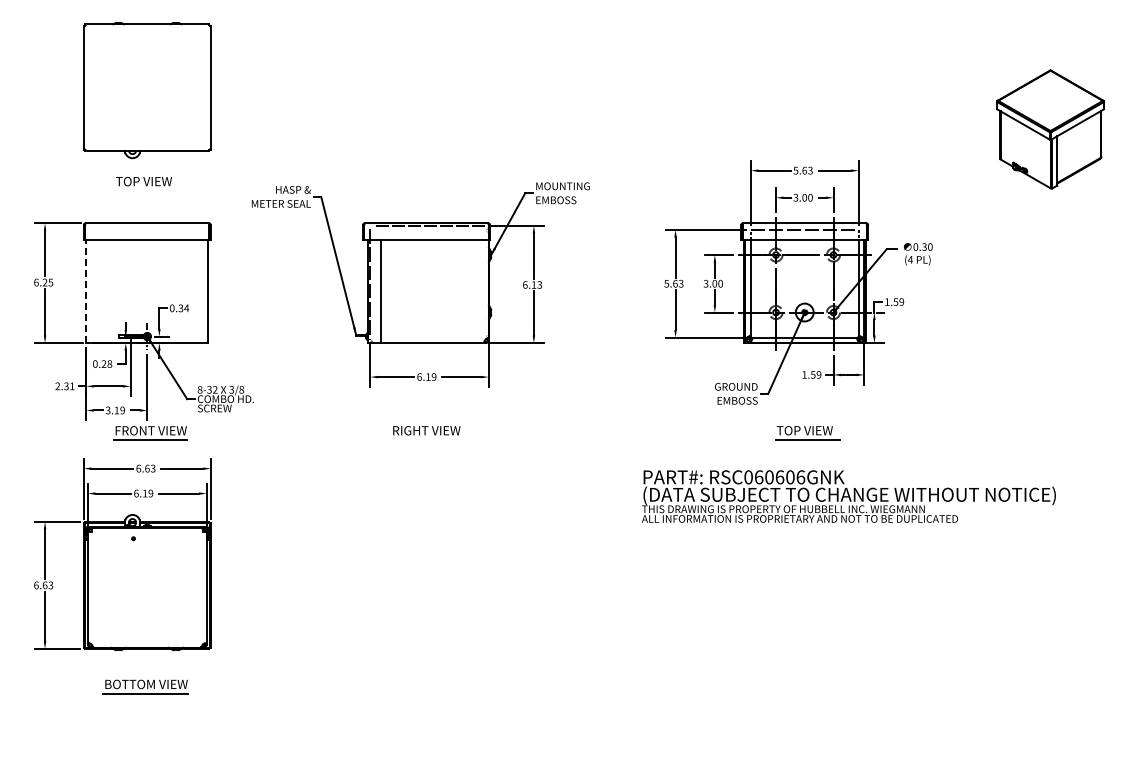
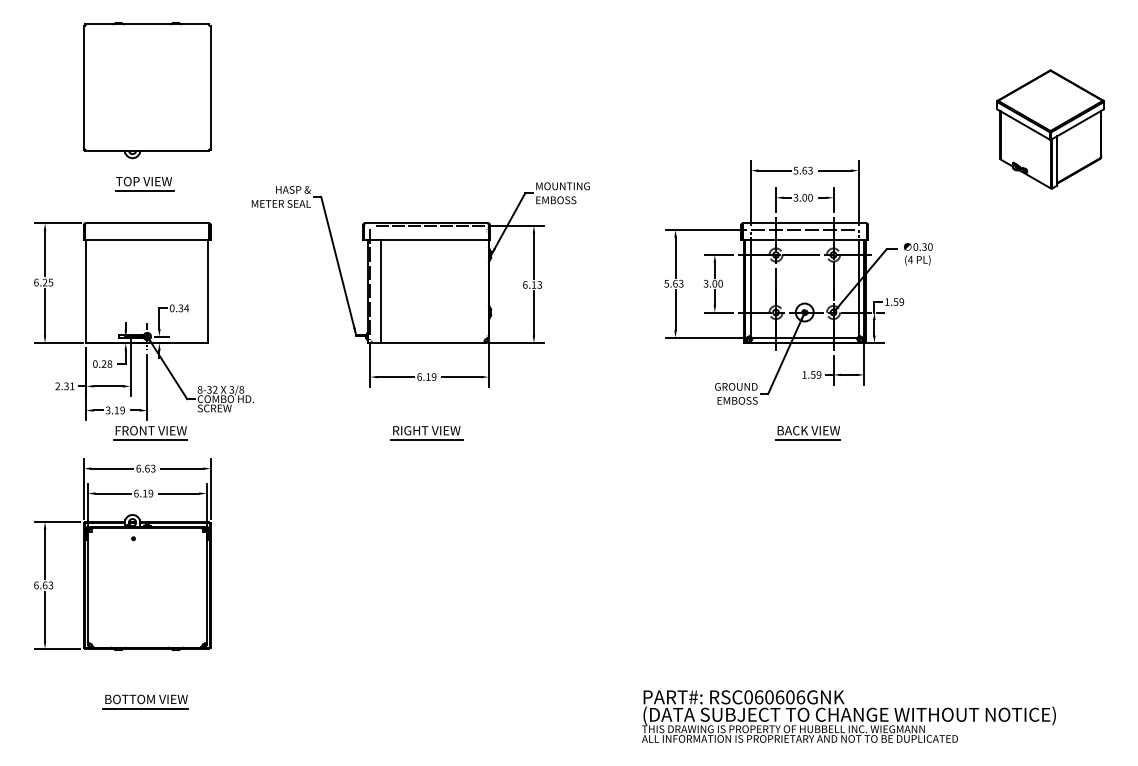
line: none -> present (144, 190)
line: dashed -> solid (86, 291)
text: TOP VIEW -> BACK VIEW (808, 430)
line: none -> present (426, 440)
text position: (848, 496) -> (848, 716) (848, 716)
part position: (145, 686) -> (145, 701) (145, 701)
